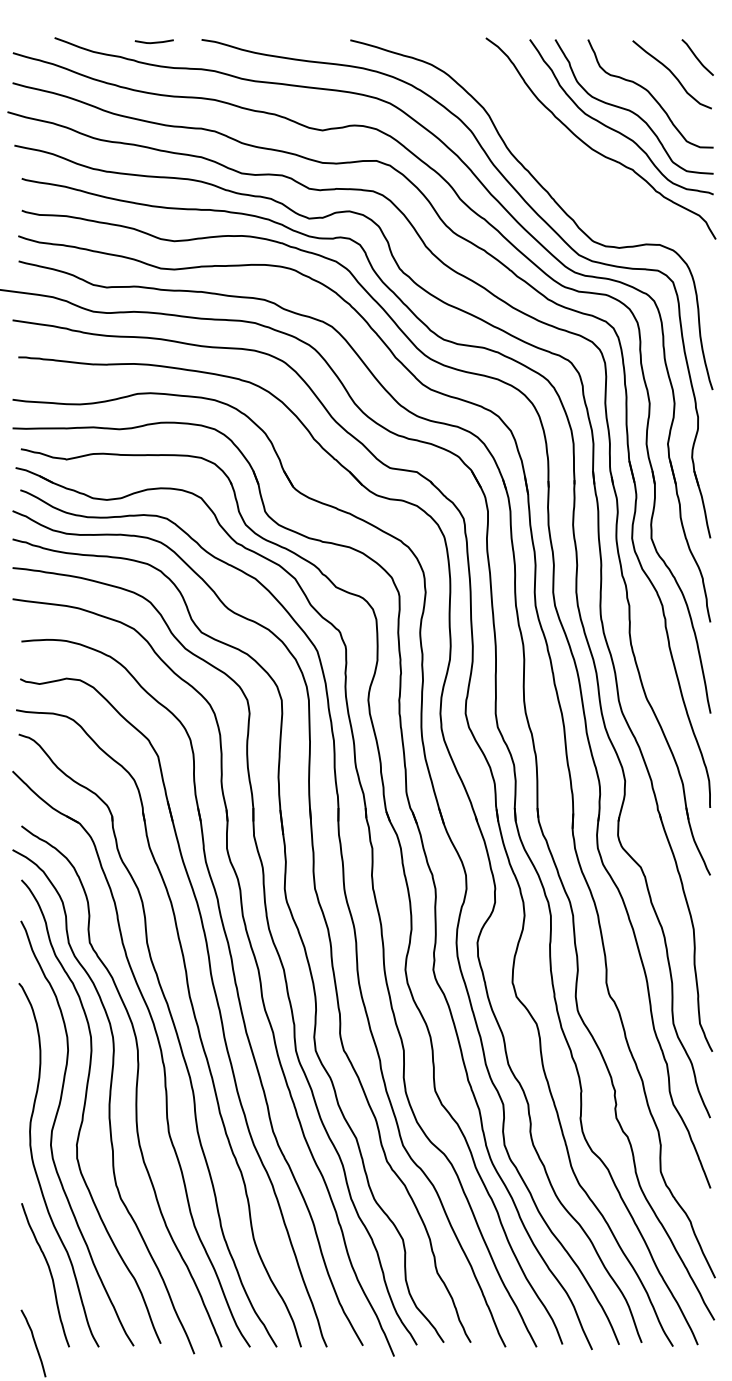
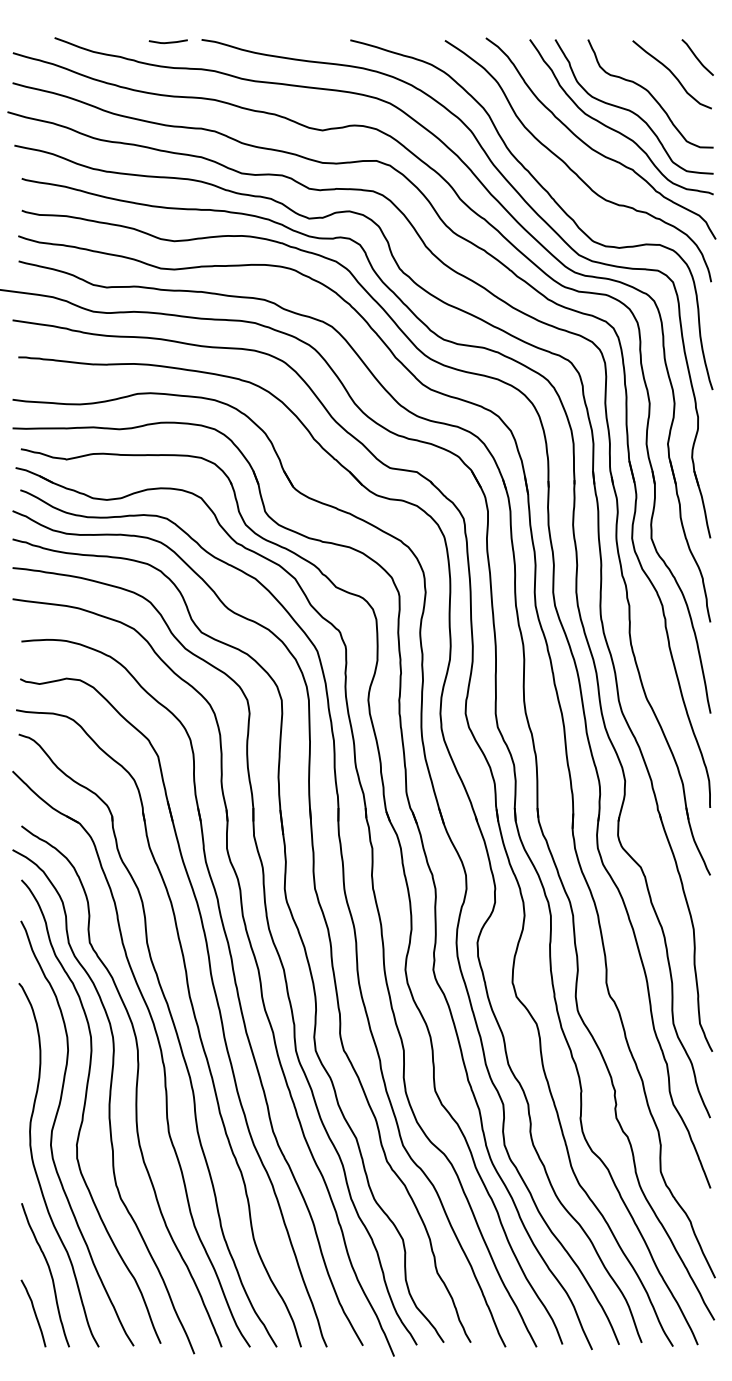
line position: (154, 41) -> (168, 41) (168, 41)
curve: none -> present (570, 167)
curve position: (34, 1343) -> (34, 1313) (34, 1313)
